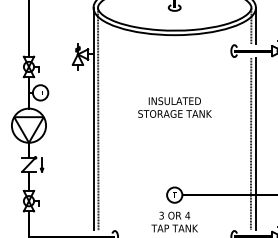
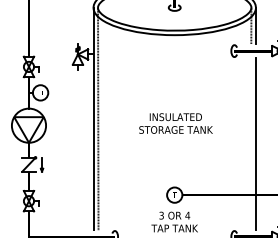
text position: (174, 107) -> (175, 123) (175, 123)
line: present -> none (250, 143)
